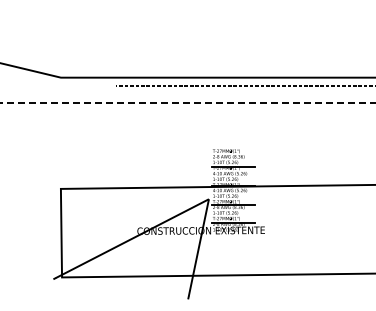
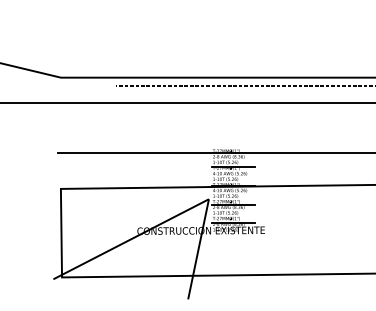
line: dashed -> solid (188, 102)
line: none -> present (214, 152)
